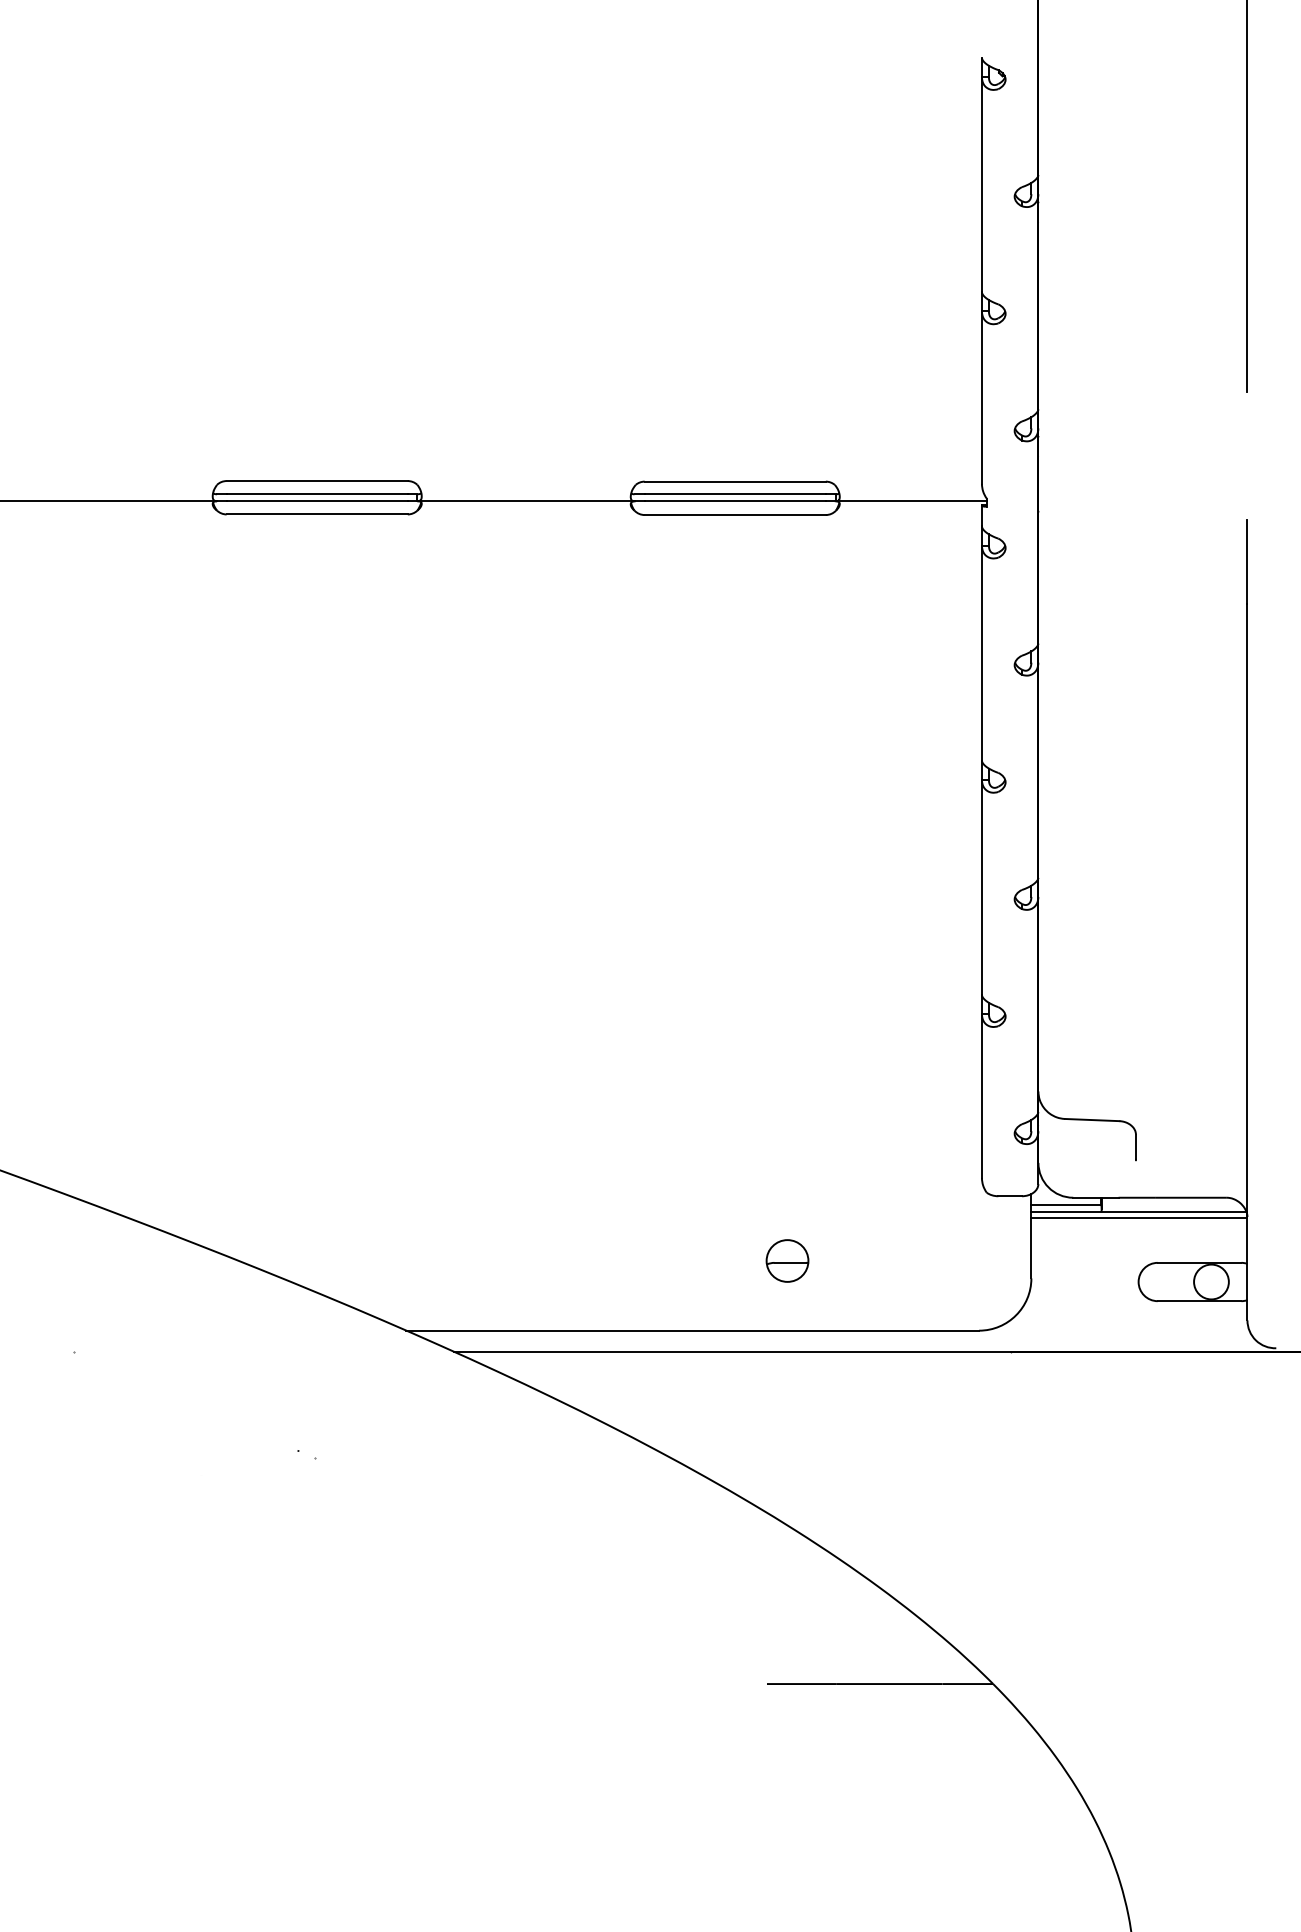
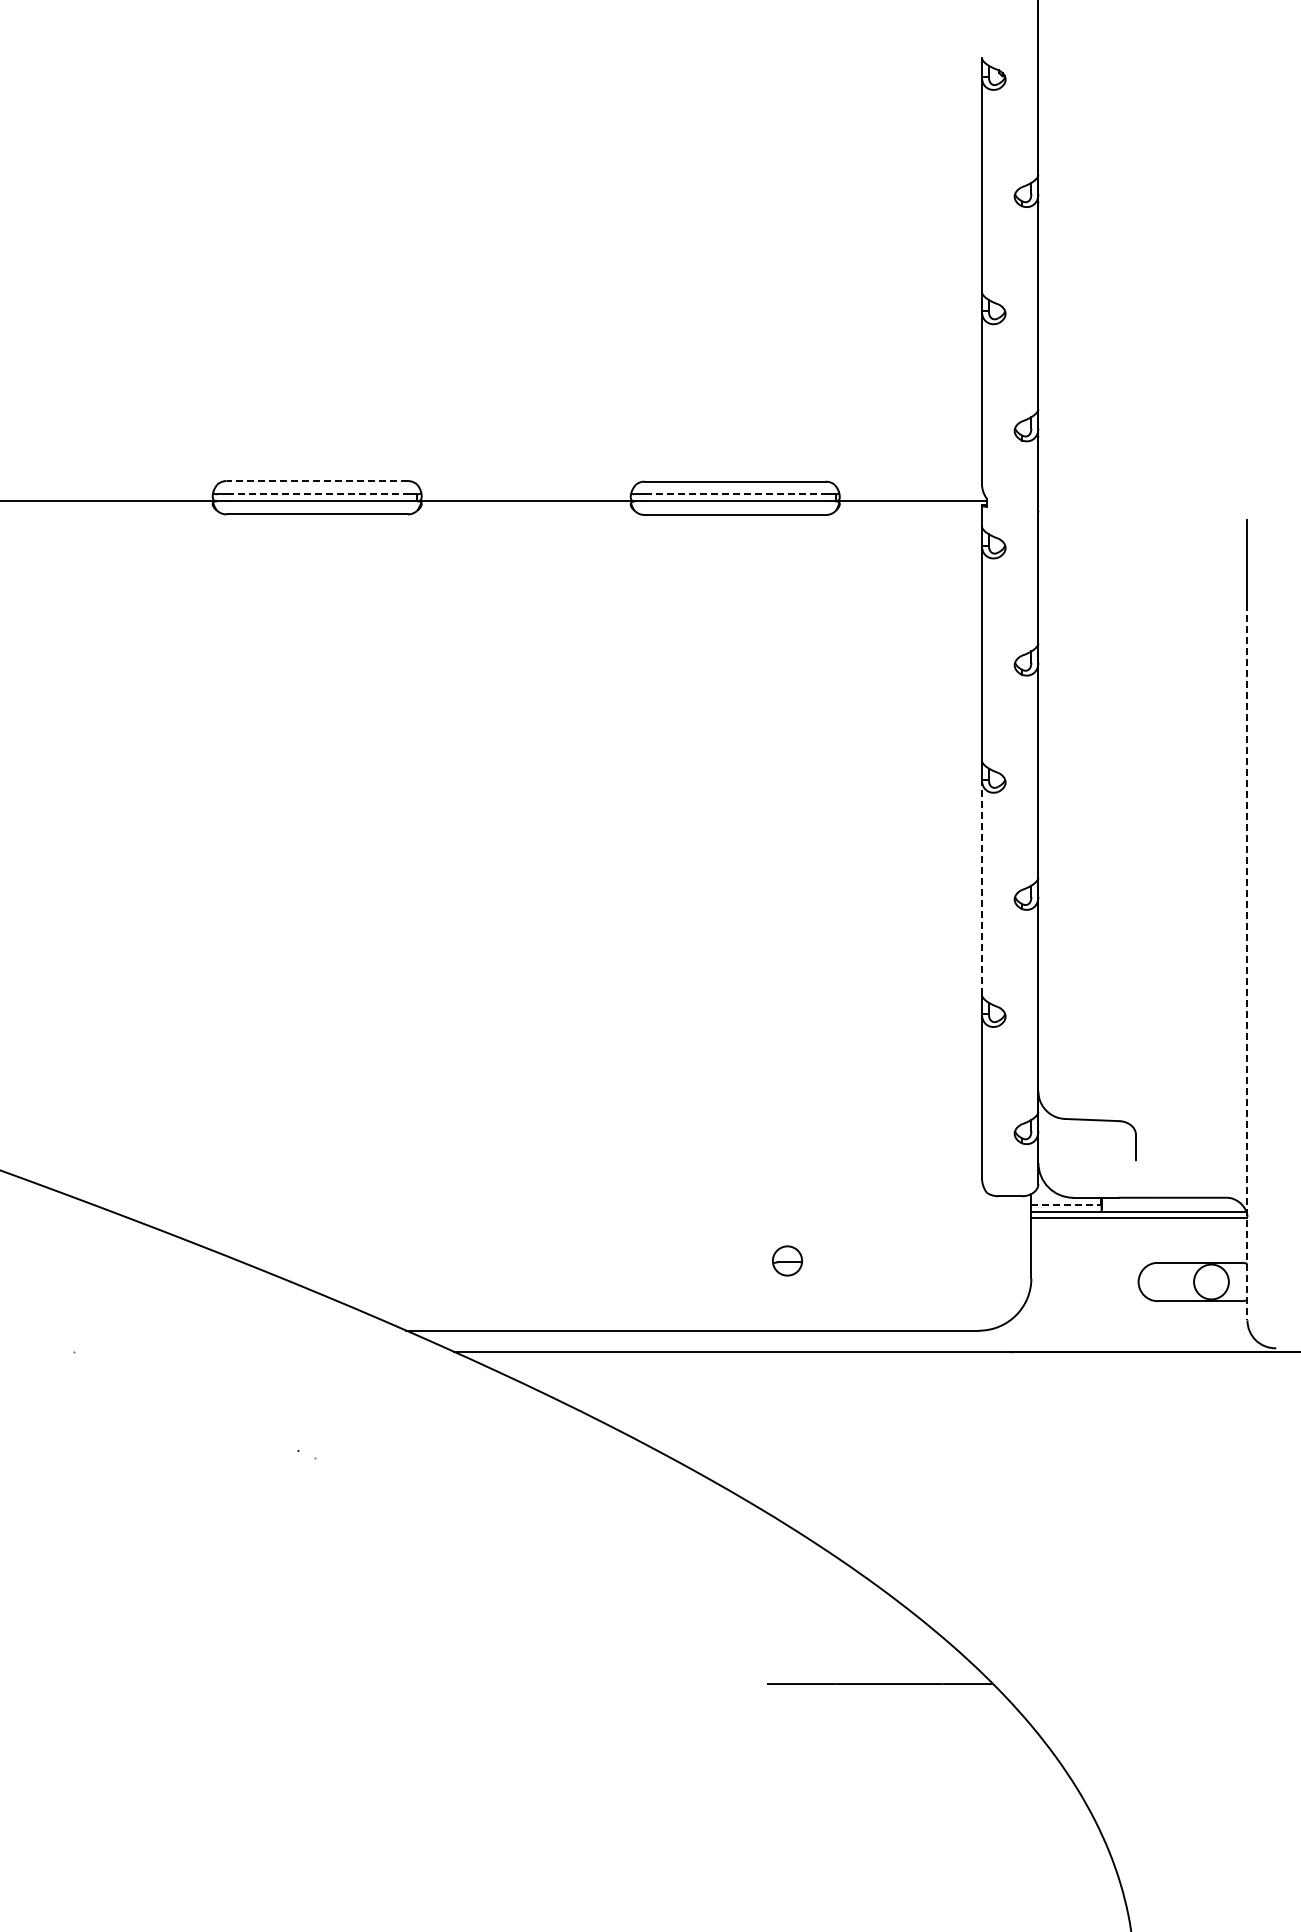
line: present -> none (1247, 197)
line: solid -> dashed (317, 481)
line: solid -> dashed (317, 494)
line: solid -> dashed (735, 494)
line: solid -> dashed (981, 887)
line: solid -> dashed (1247, 962)
line: solid -> dashed (1066, 1204)
part size: 45x44 px -> 31x32 px (787, 1260)
